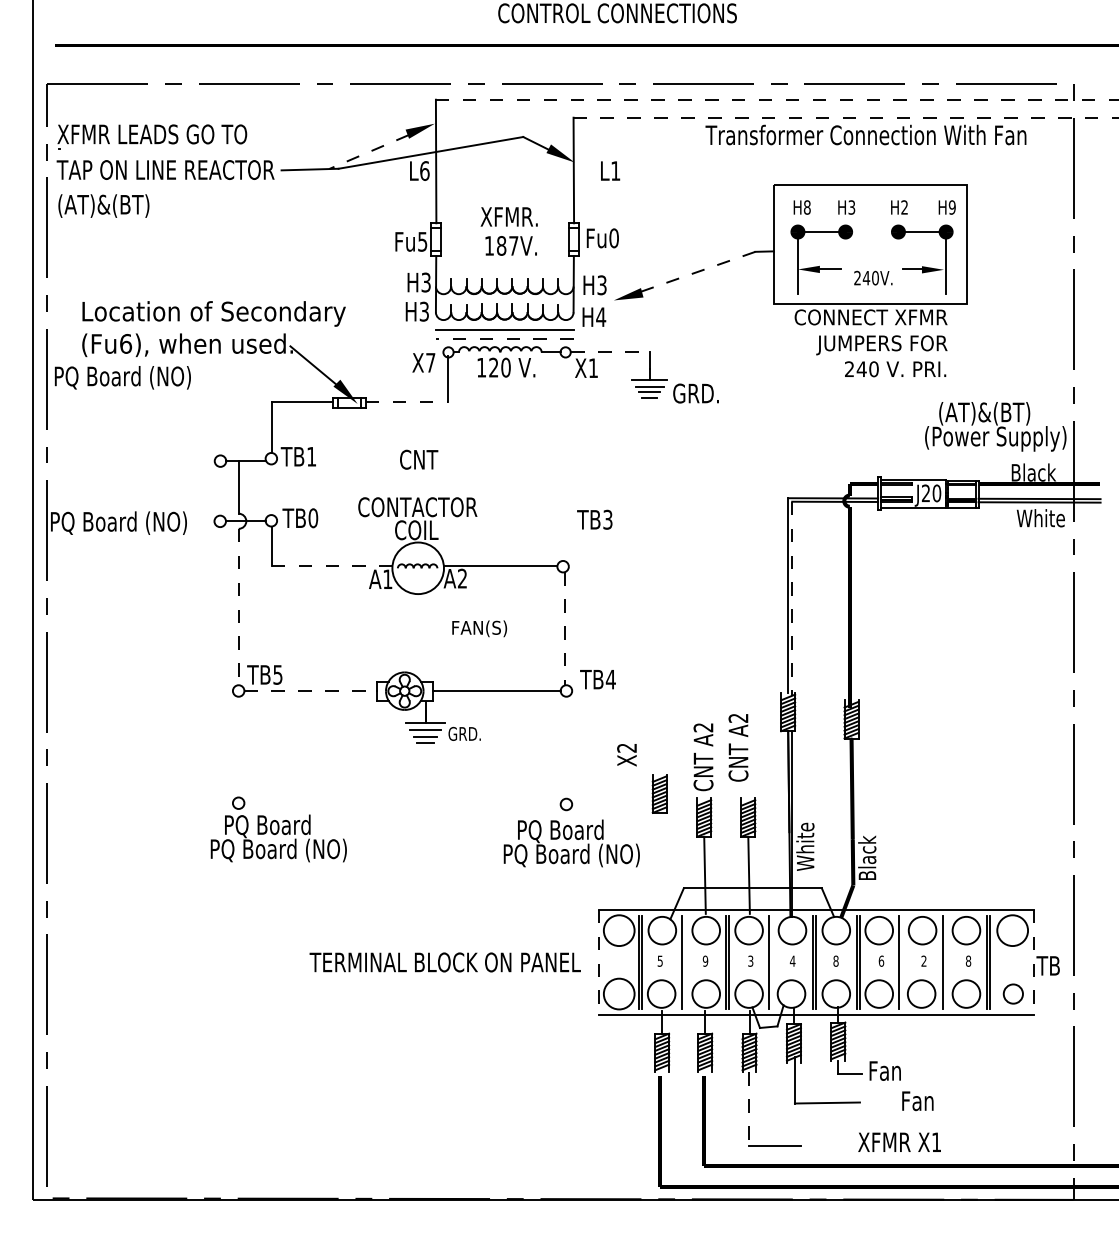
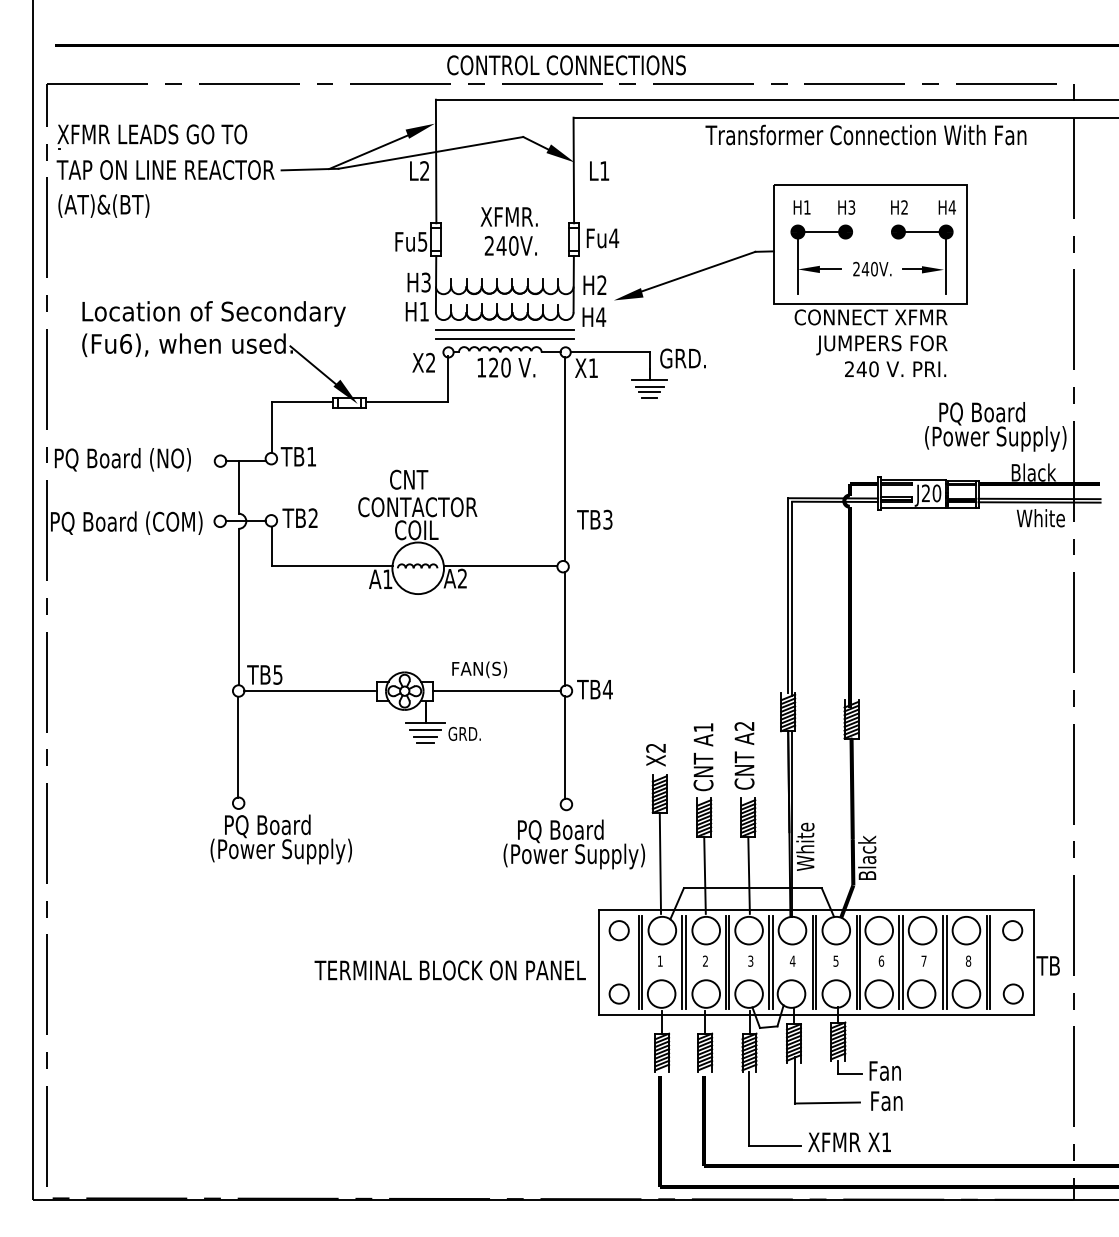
text position: (617, 13) -> (566, 65) (566, 65)
line: dashed -> solid (777, 99)
line: dashed -> solid (846, 117)
line: dashed -> solid (368, 152)
text: L6 -> L2 (424, 170)
text position: (610, 170) -> (599, 170) (599, 170)
text: H8 -> H1 (806, 207)
text: H9 -> H4 (951, 207)
text: Fu0 -> Fu4 (614, 238)
text: 187V. -> 240V. (501, 245)
line: dashed -> solid (698, 271)
text position: (873, 277) -> (872, 268) (872, 268)
text: H3 -> H2 (601, 285)
text: H3 -> H1 (423, 311)
line: dashed -> solid (504, 338)
line: dashed -> solid (610, 352)
text: X7 -> X2 (430, 362)
text position: (122, 377) -> (122, 459) (122, 459)
text position: (695, 393) -> (682, 358) (682, 358)
line: dashed -> solid (407, 402)
text: (AT)&(BT) -> PQ Board (984, 413)
text position: (419, 459) -> (409, 479) (409, 479)
line: none -> present (564, 459)
text: TB0 -> TB2 (313, 518)
text: PQ Board (NO) -> PQ Board (COM) (177, 522)
line: dashed -> solid (332, 566)
line: dashed -> solid (792, 599)
line: dashed -> solid (238, 607)
text position: (479, 628) -> (479, 669) (479, 669)
line: dashed -> solid (564, 628)
text position: (597, 679) -> (594, 689) (594, 689)
line: dashed -> solid (310, 691)
text: A2 -> A1 (703, 727)
line: none -> present (237, 746)
line: none -> present (564, 747)
text position: (738, 747) -> (744, 755) (744, 755)
text position: (626, 755) -> (655, 755) (655, 755)
text: PQ Board (NO) -> (Power Supply) (281, 851)
text: PQ Board (NO) -> (Power Supply) (574, 856)
line: none -> present (660, 862)
circle diameter: 31 px -> 19 px (618, 930)
circle diameter: 31 px -> 19 px (1012, 930)
text: 5 -> 1 (659, 960)
text: 9 -> 2 (705, 960)
text: 8 -> 5 (835, 960)
text: 2 -> 7 (923, 960)
text position: (444, 962) -> (449, 970) (449, 970)
line: dashed -> solid (598, 962)
line: none -> present (685, 962)
line: none -> present (772, 962)
line: none -> present (902, 962)
line: none -> present (946, 962)
line: dashed -> solid (1034, 962)
circle diameter: 31 px -> 19 px (618, 993)
text position: (917, 1101) -> (886, 1101) (886, 1101)
line: dashed -> solid (749, 1109)
text position: (899, 1141) -> (849, 1141) (849, 1141)
